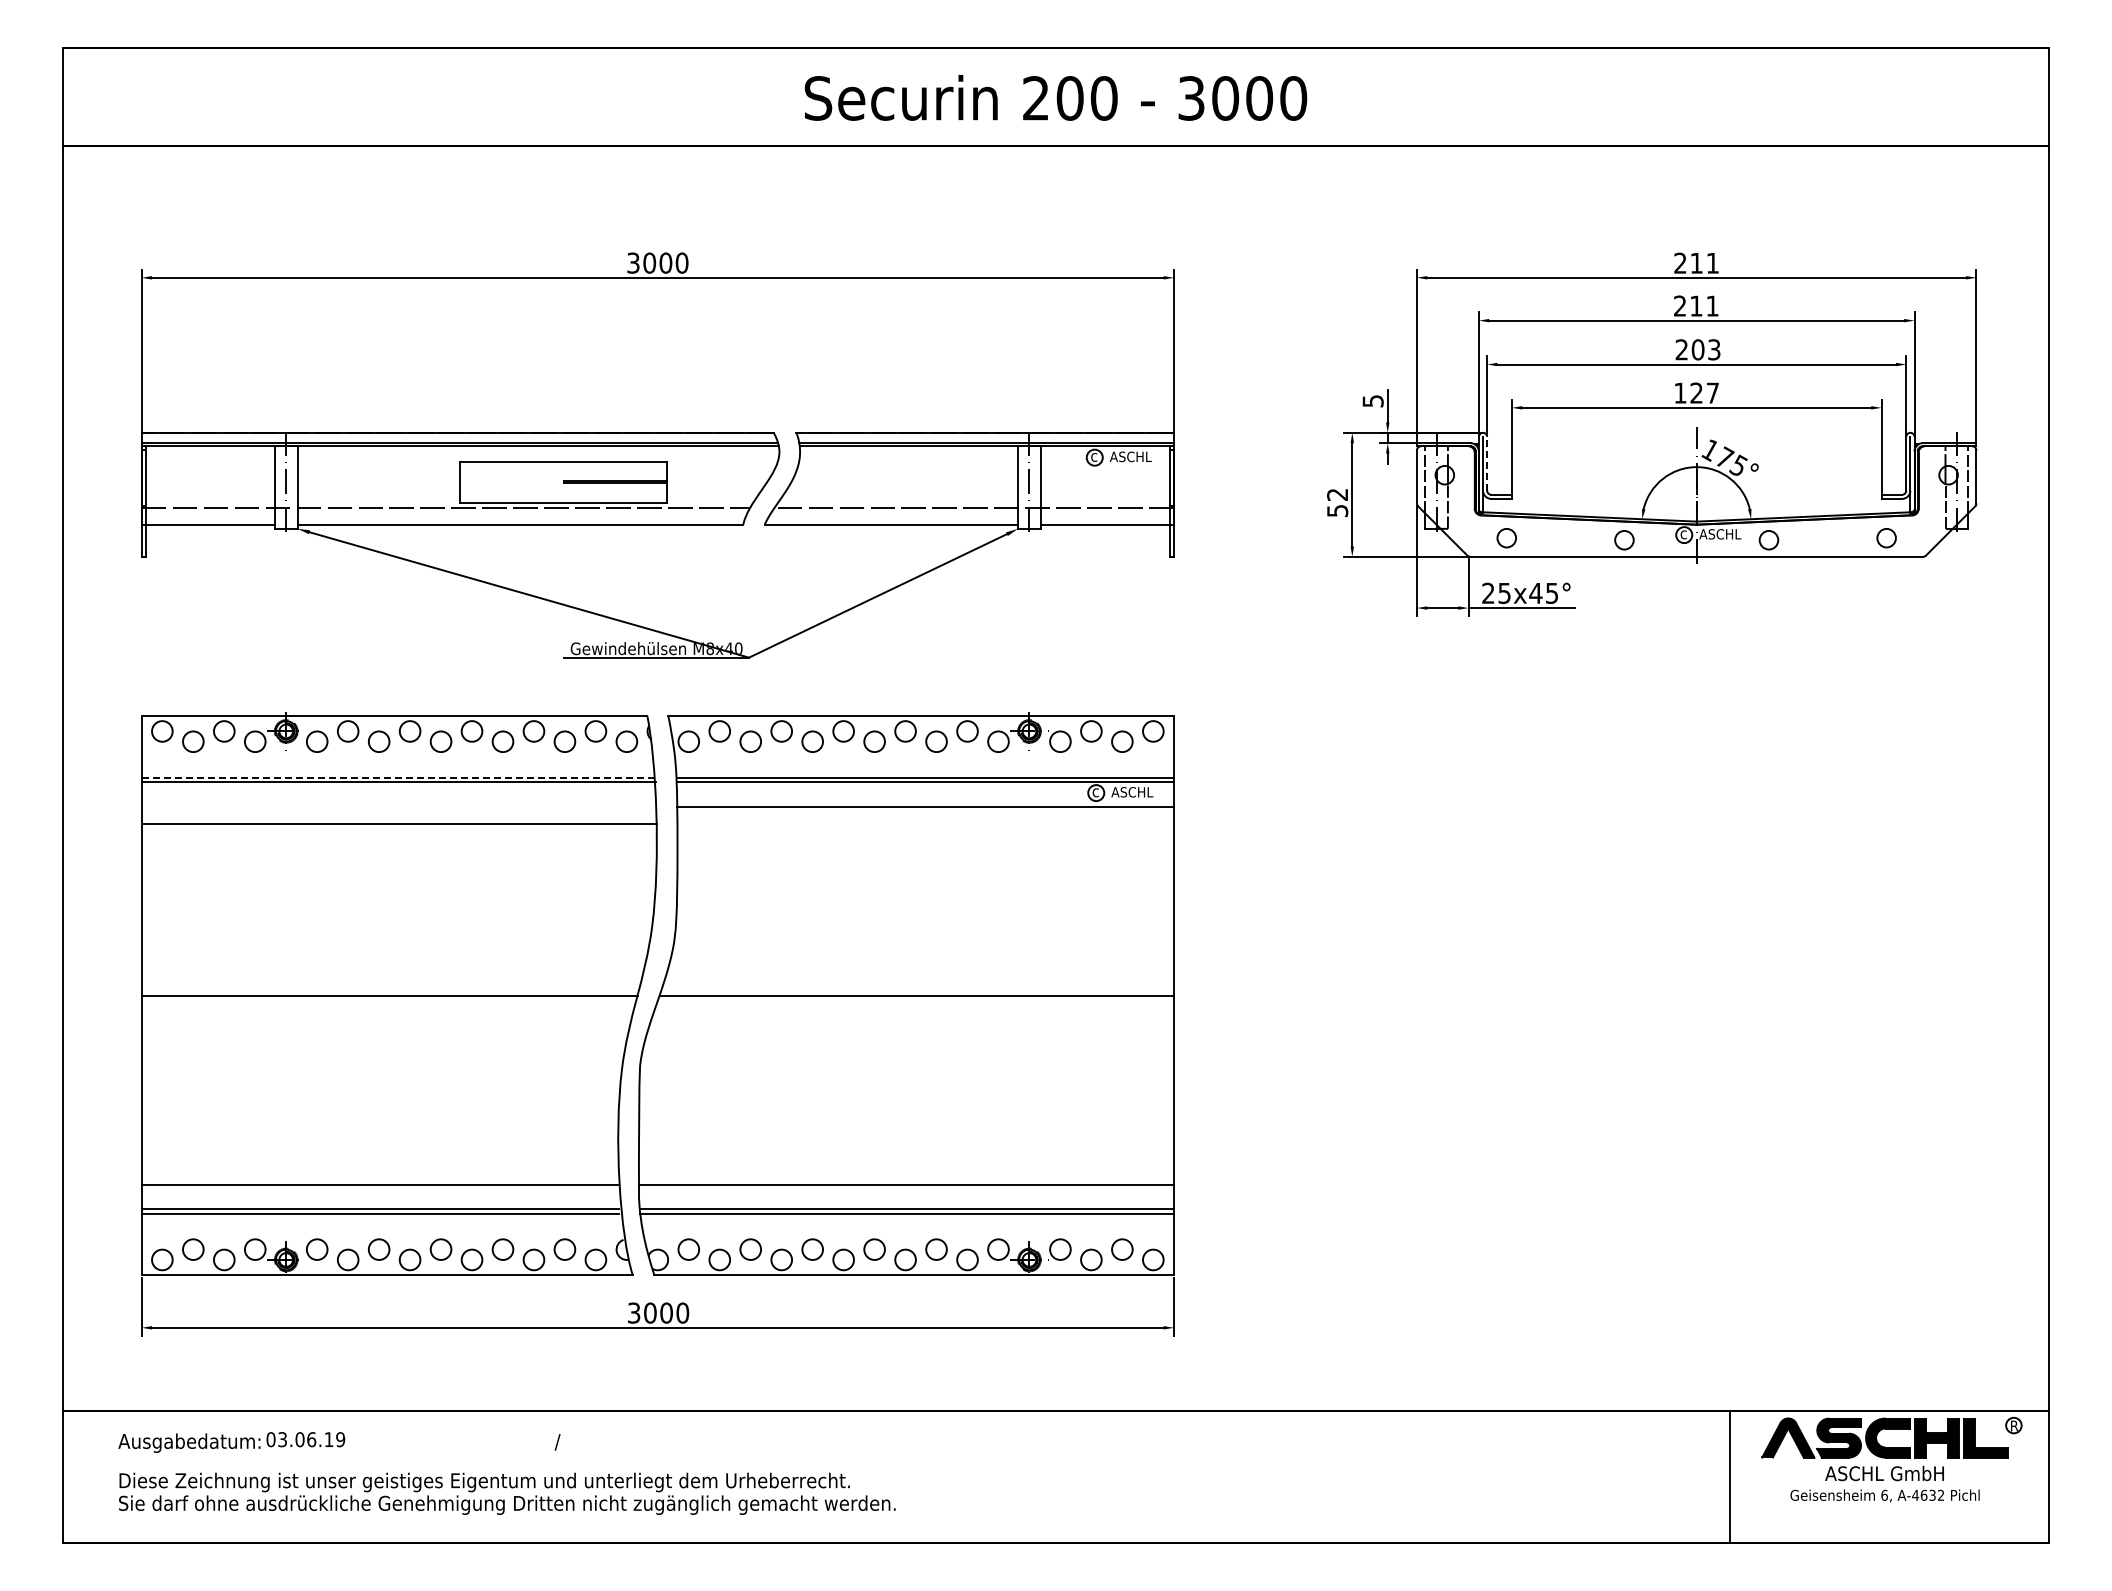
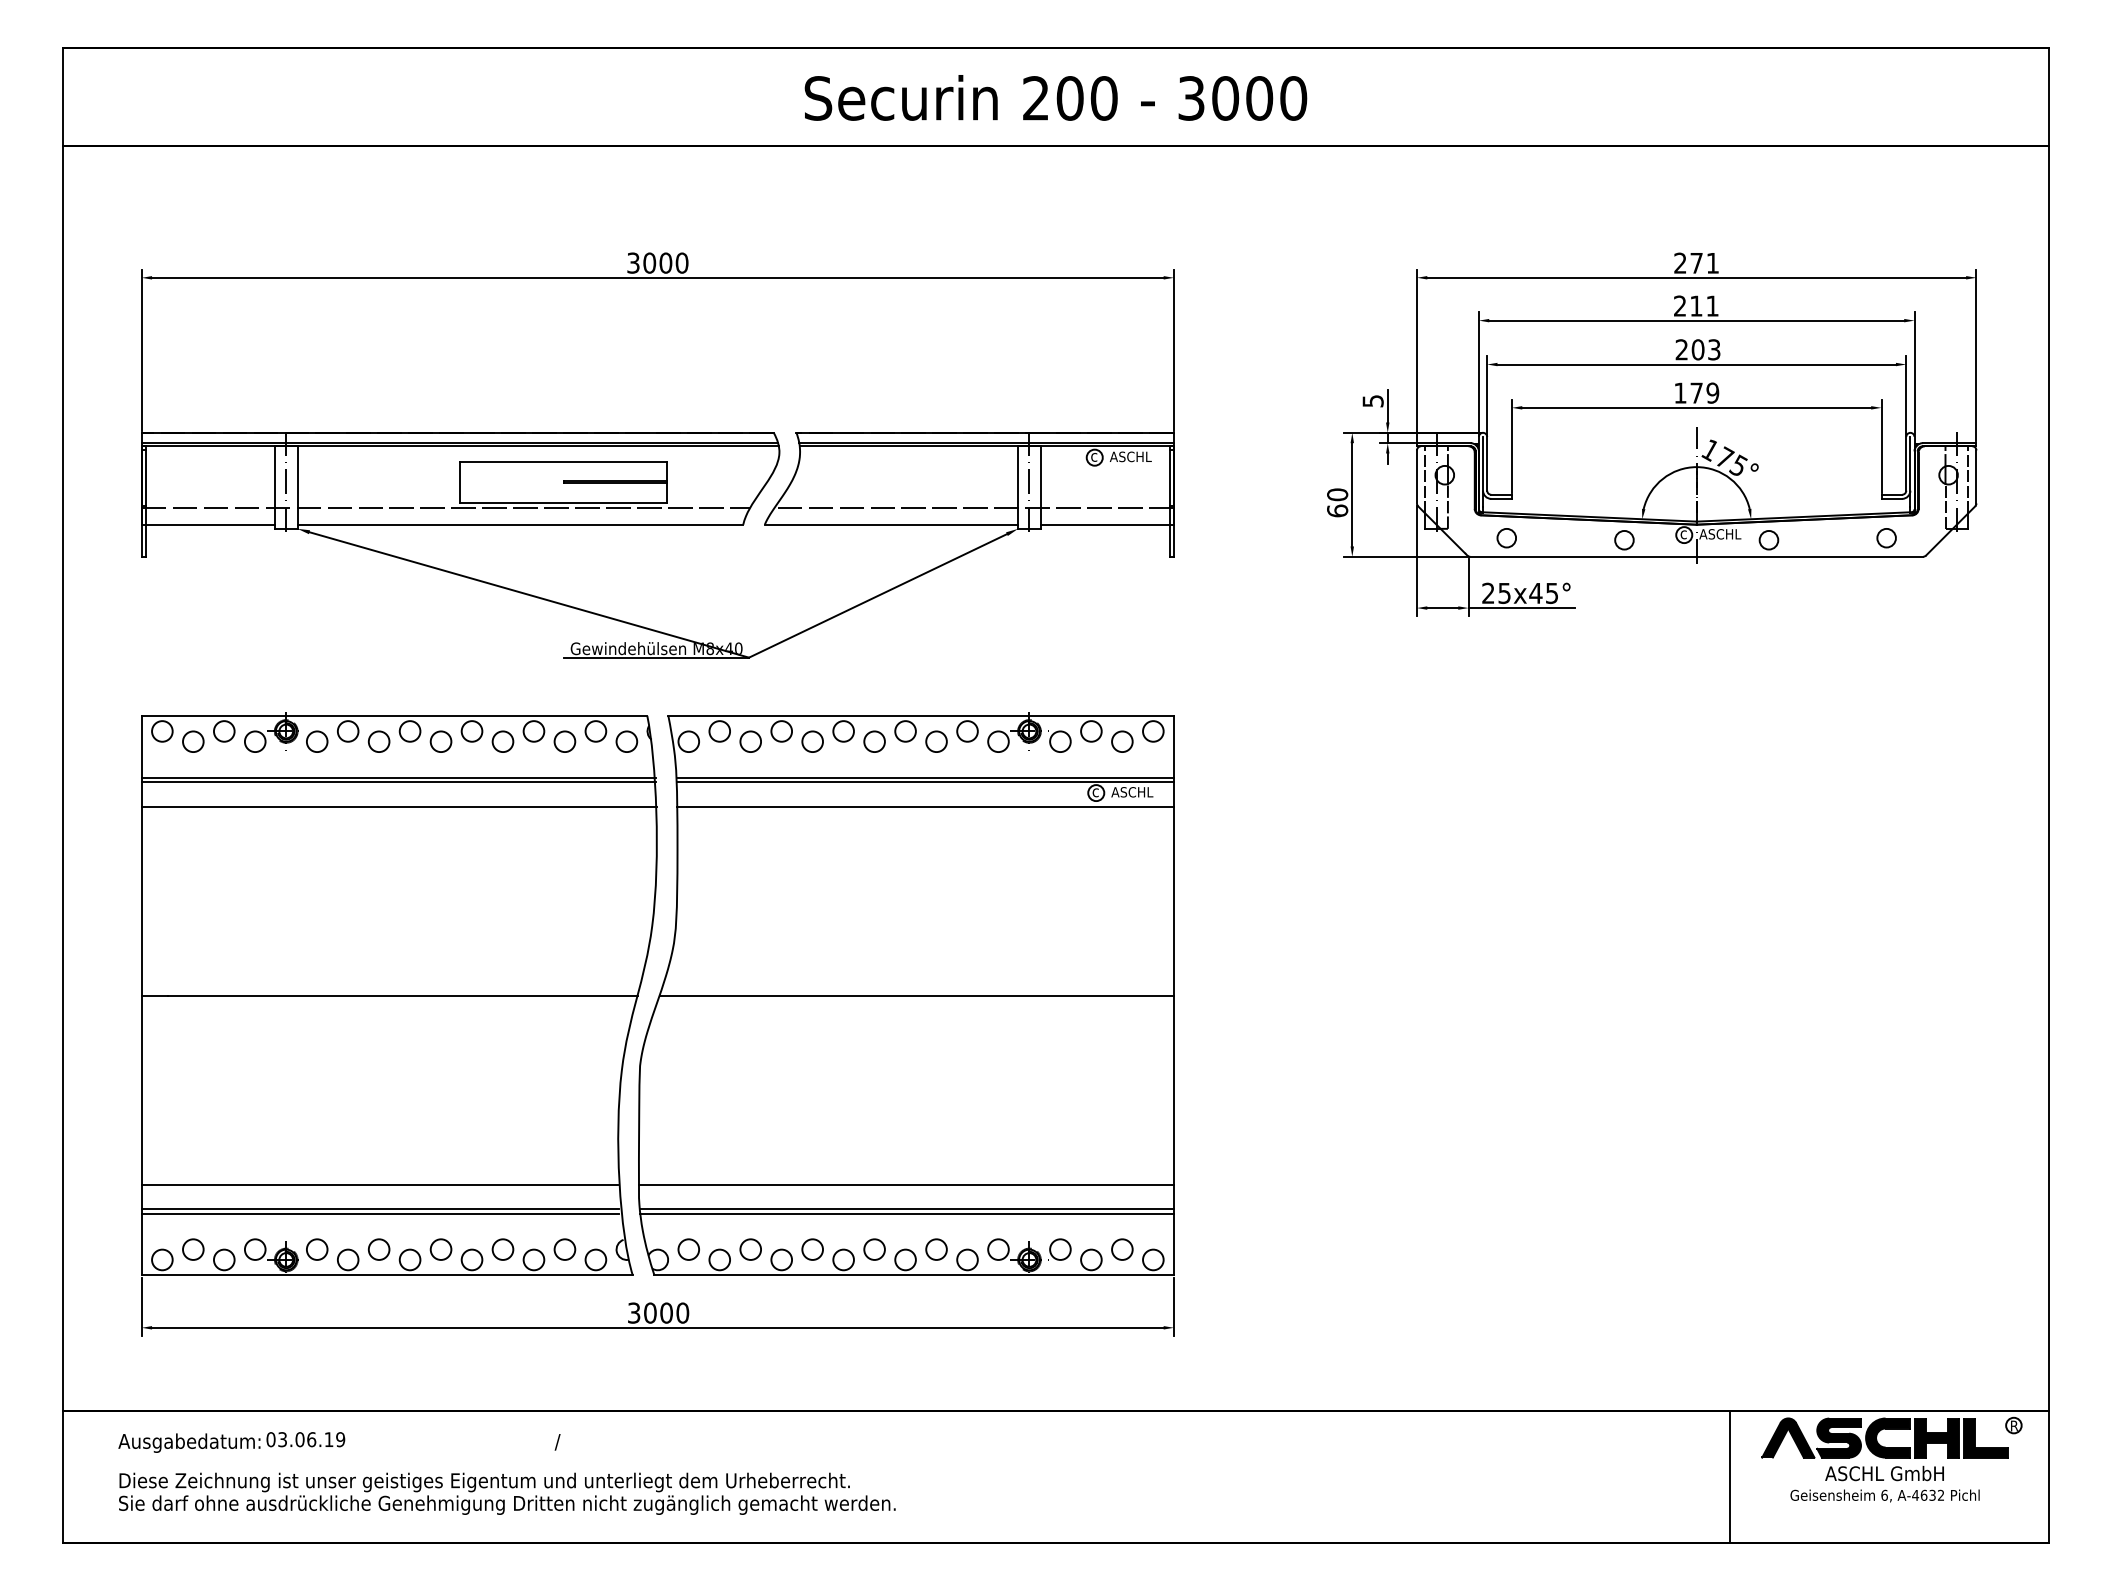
text: 211 -> 271 (1696, 263)
text: 127 -> 179 (1704, 392)
line: dashed -> solid (1487, 463)
text: 52 -> 60 (1337, 502)
line: dashed -> solid (399, 777)
line position: (398, 823) -> (398, 806) (398, 806)
